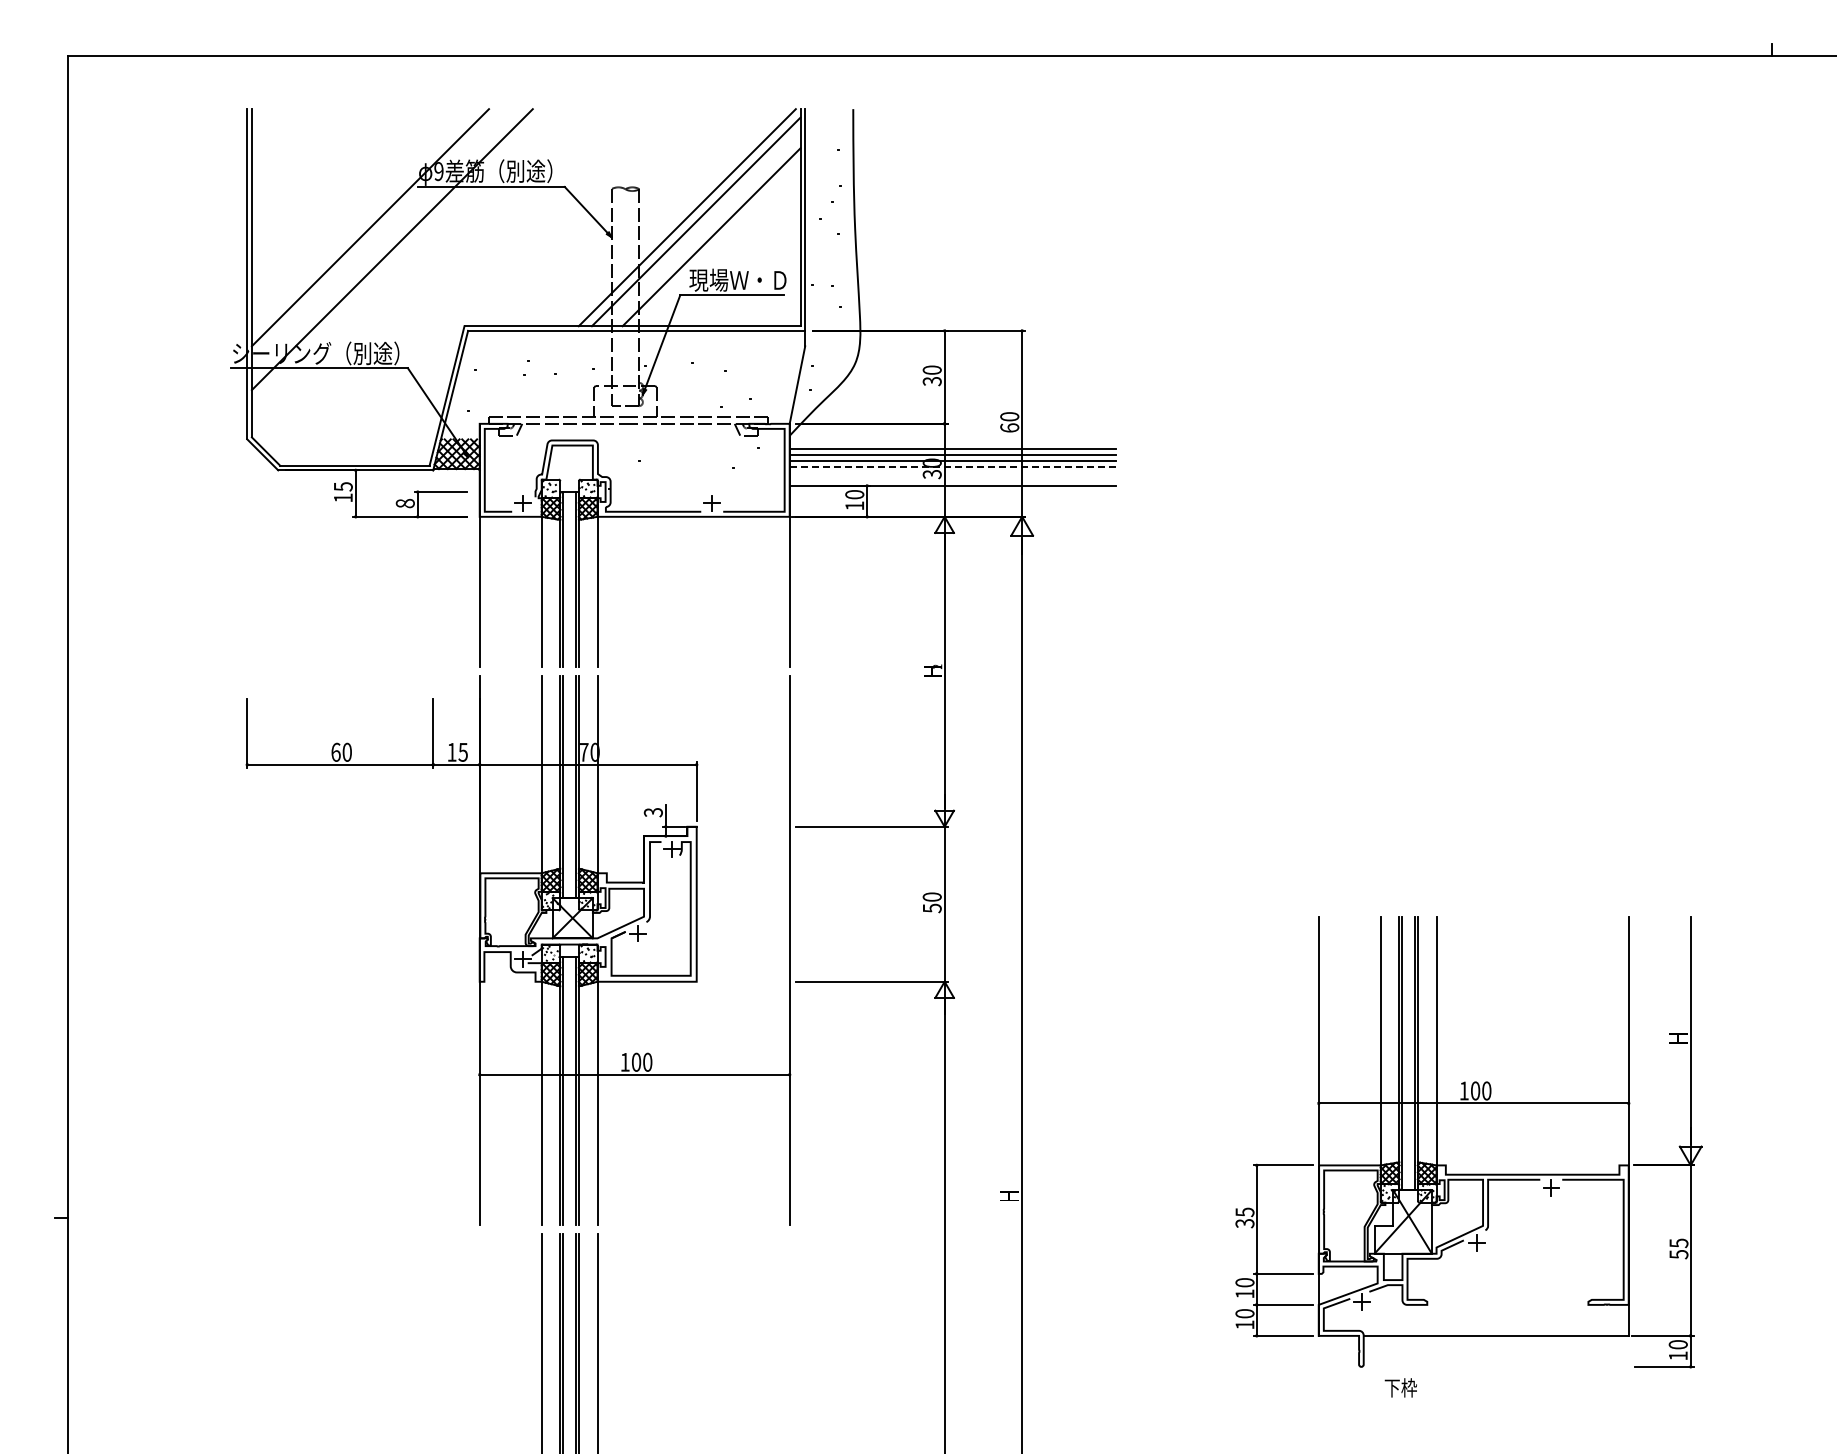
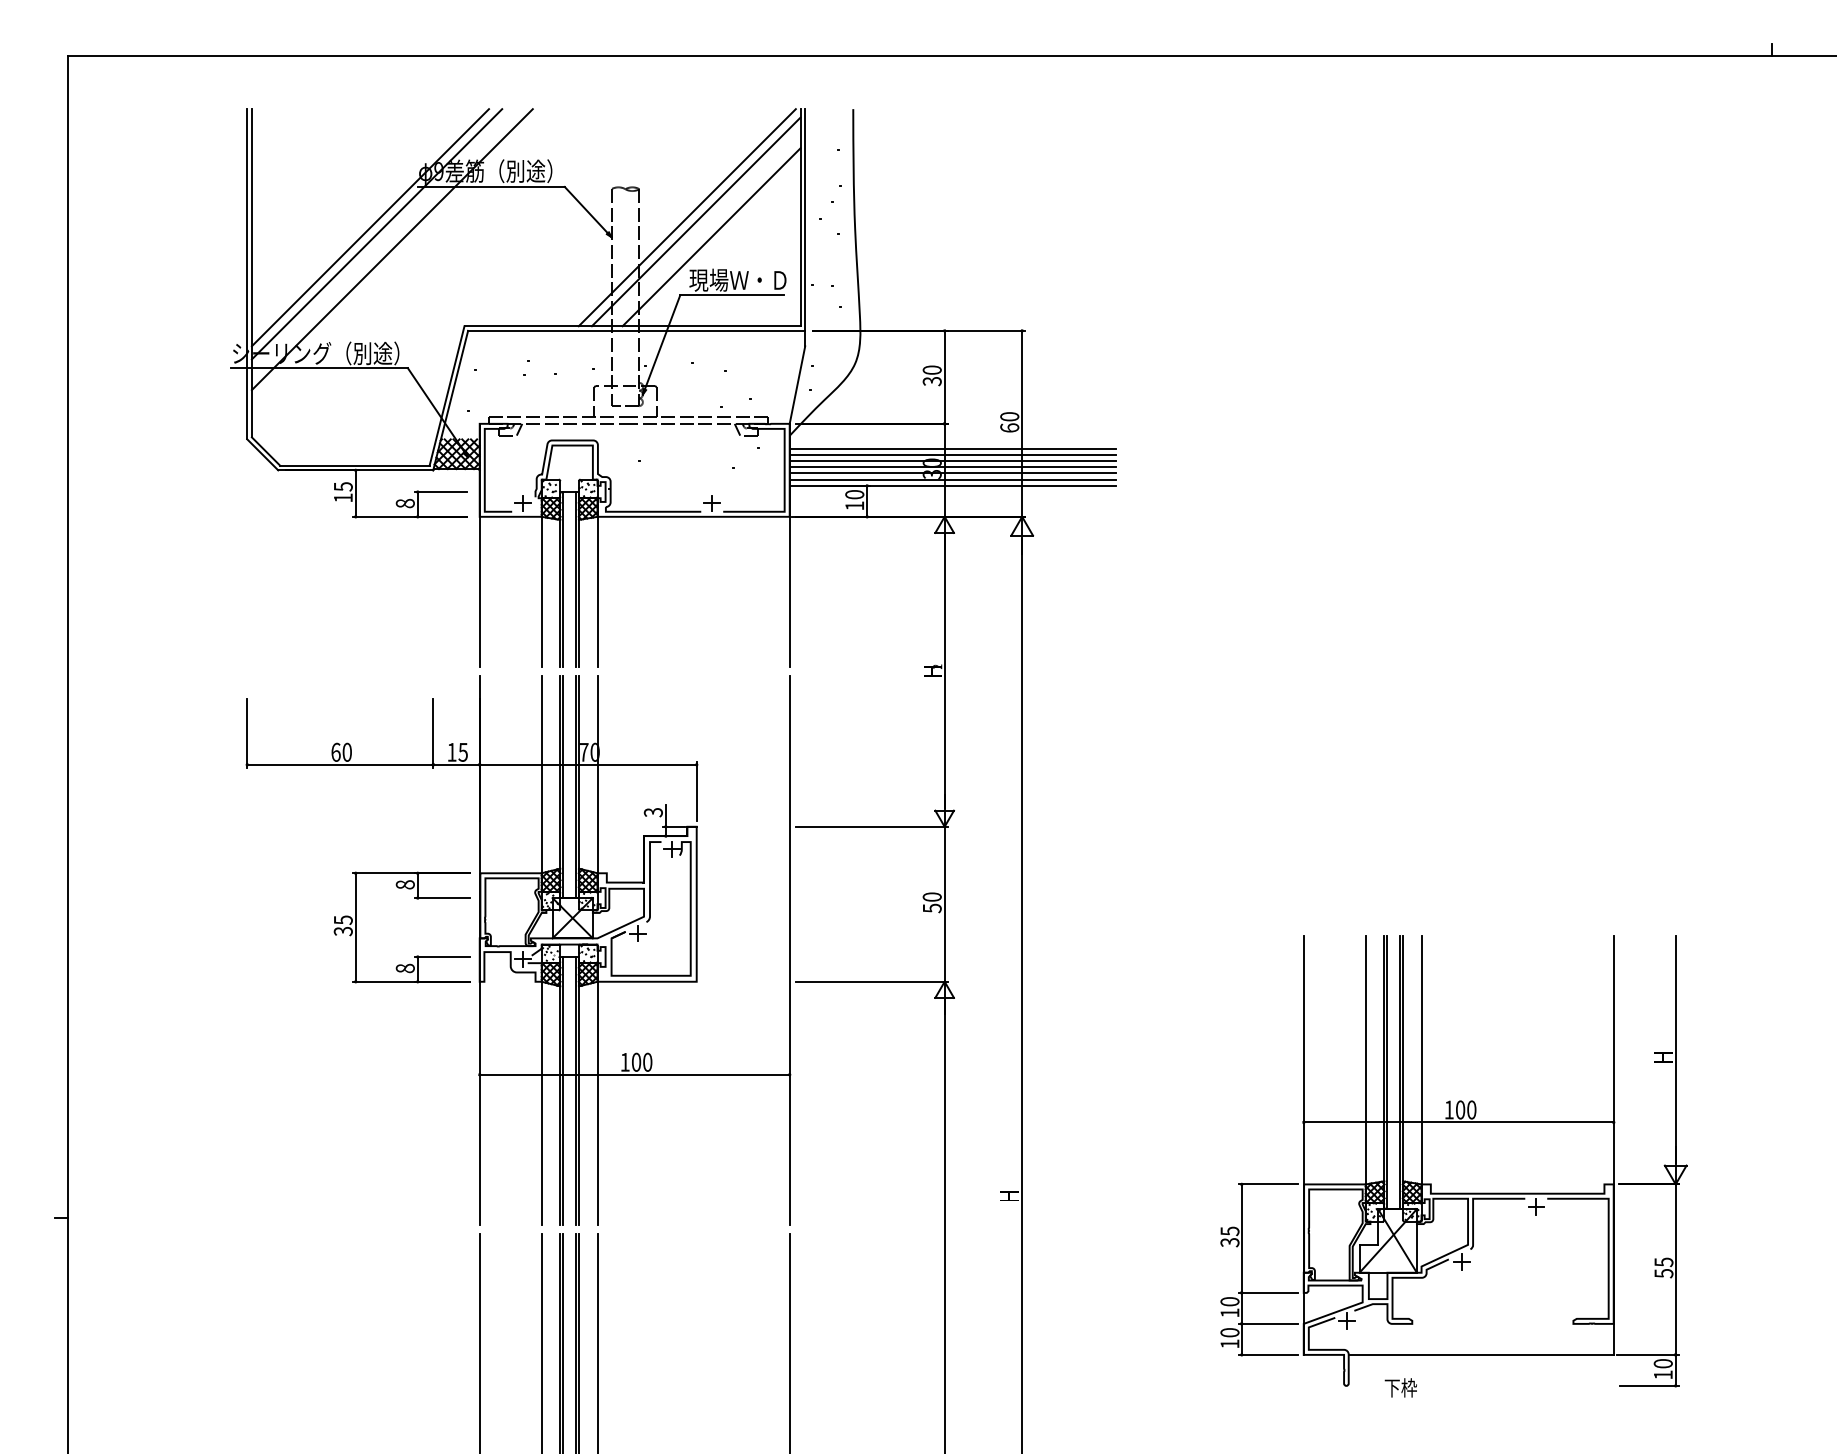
line: none -> present (376, 234)
line: dashed -> solid (953, 467)
line: none -> present (952, 473)
line: none -> present (952, 479)
part: none -> present (416, 899)
part position: (1468, 1142) -> (1453, 1161) (1453, 1161)
line: none -> present (479, 1342)
line: none -> present (789, 1342)
